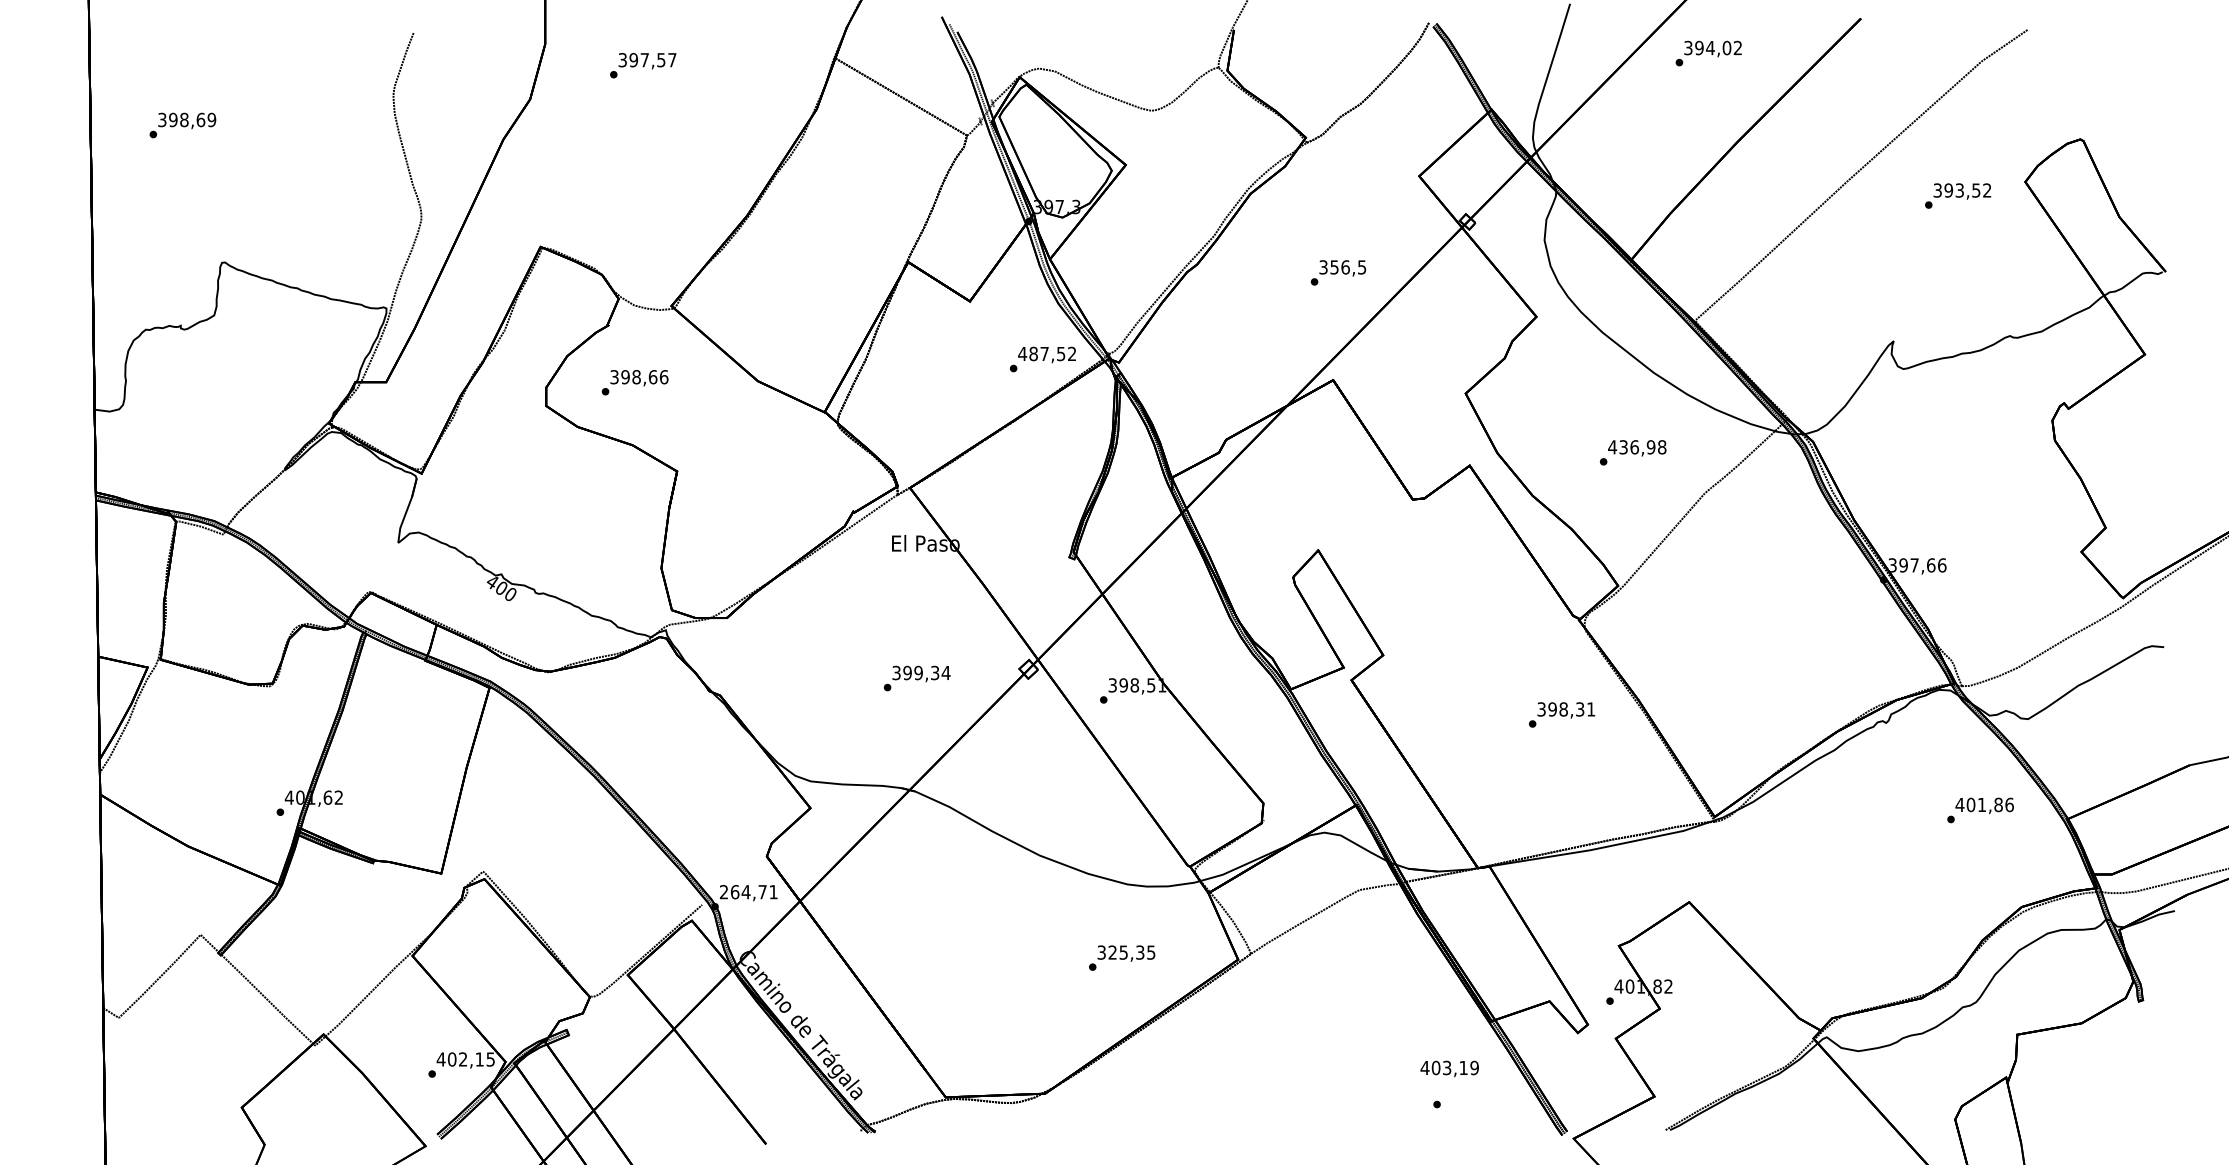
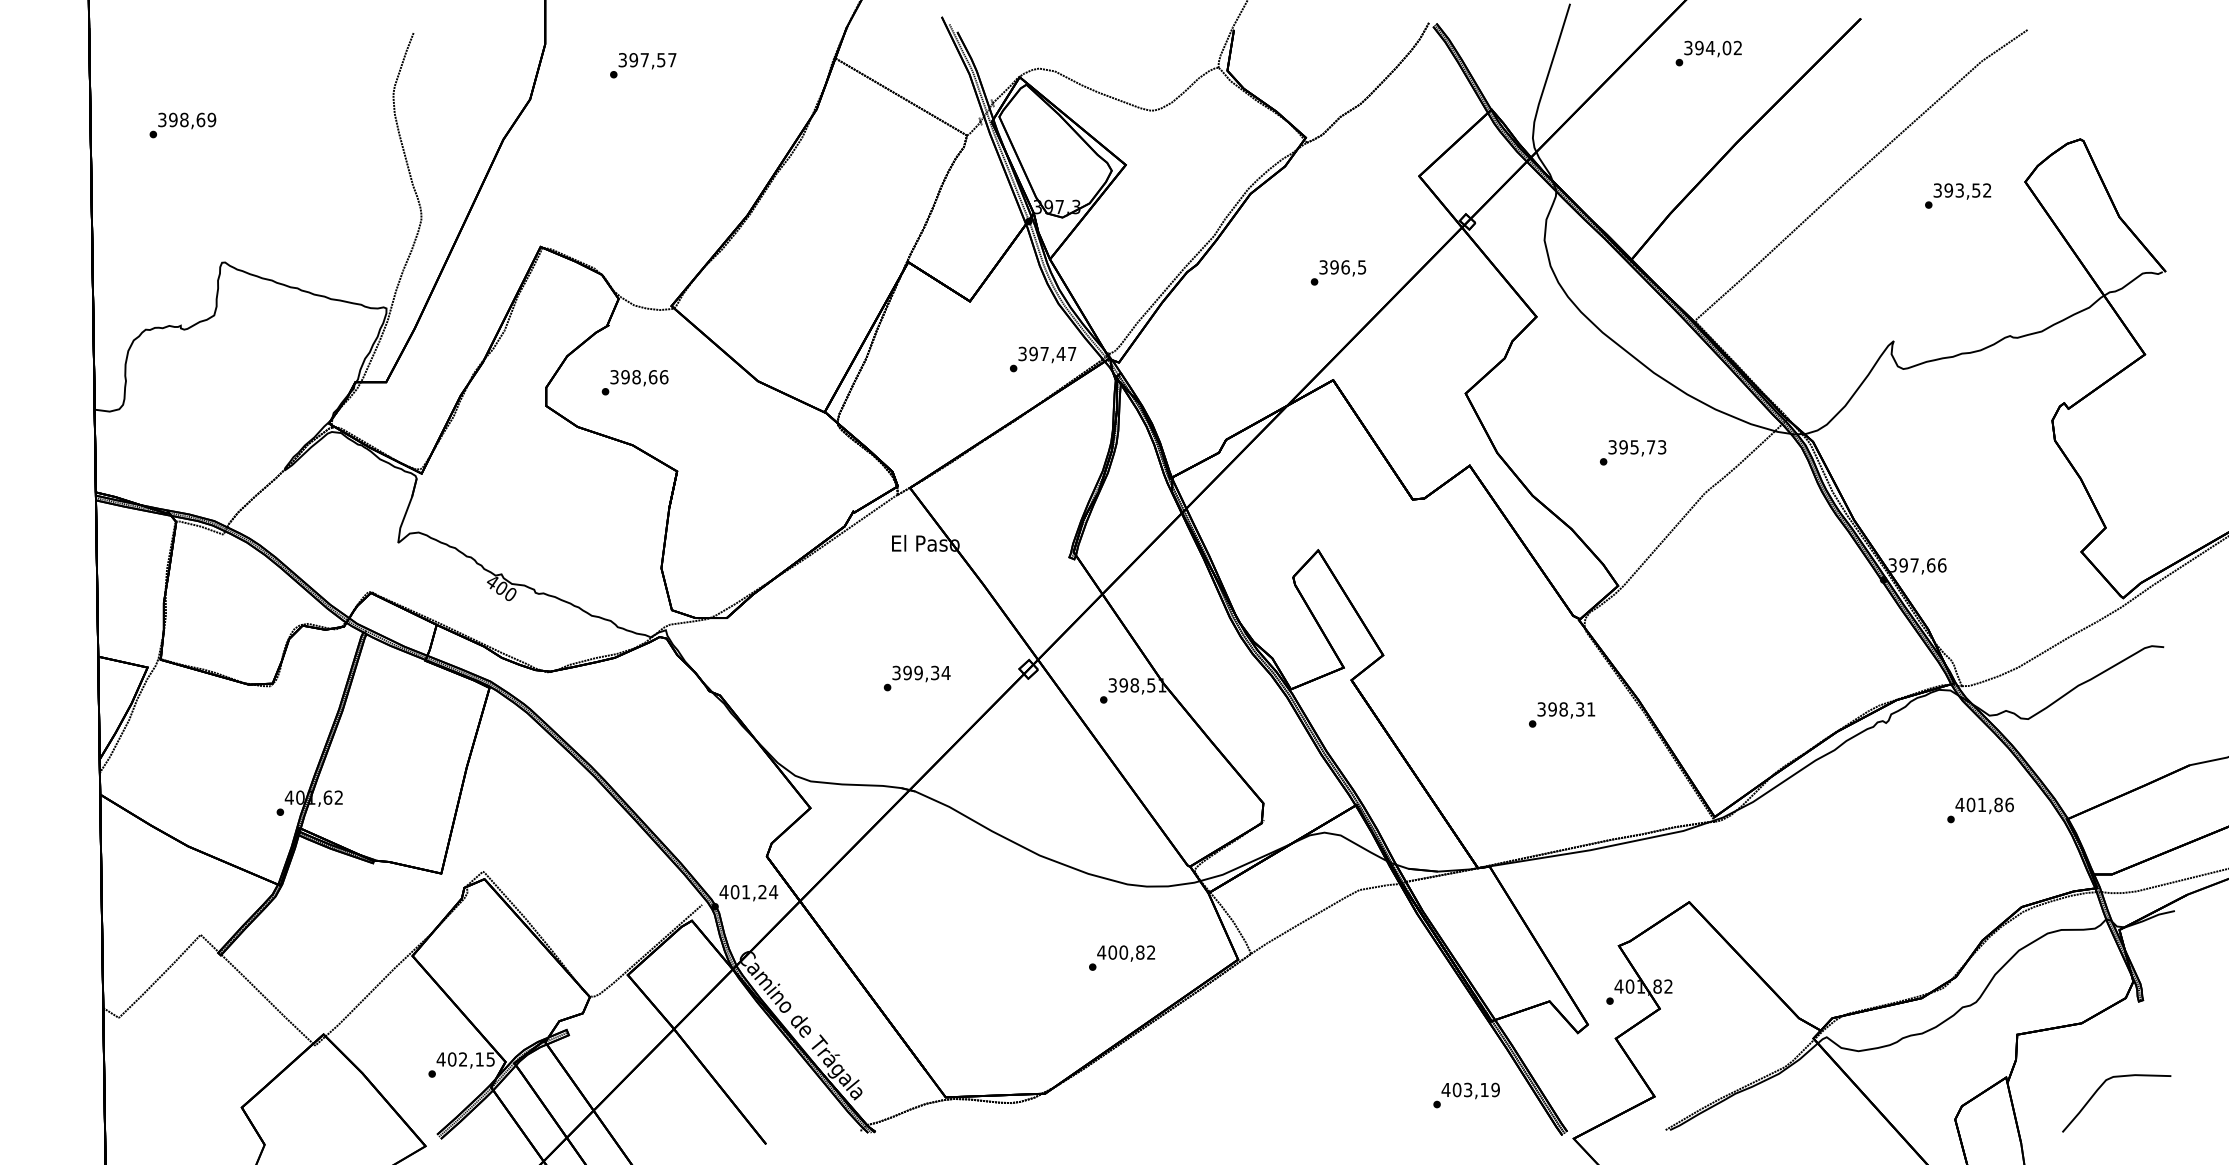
text: 356,5 -> 396,5 (1334, 267)
text: 487,52 -> 397,47 (1047, 353)
text: 436,98 -> 395,73 (1637, 447)
text: 264,71 -> 401,24 (748, 892)
text: 325,35 -> 400,82 (1126, 952)
text position: (1449, 1068) -> (1470, 1090) (1470, 1090)
curve: none -> present (2100, 1088)
